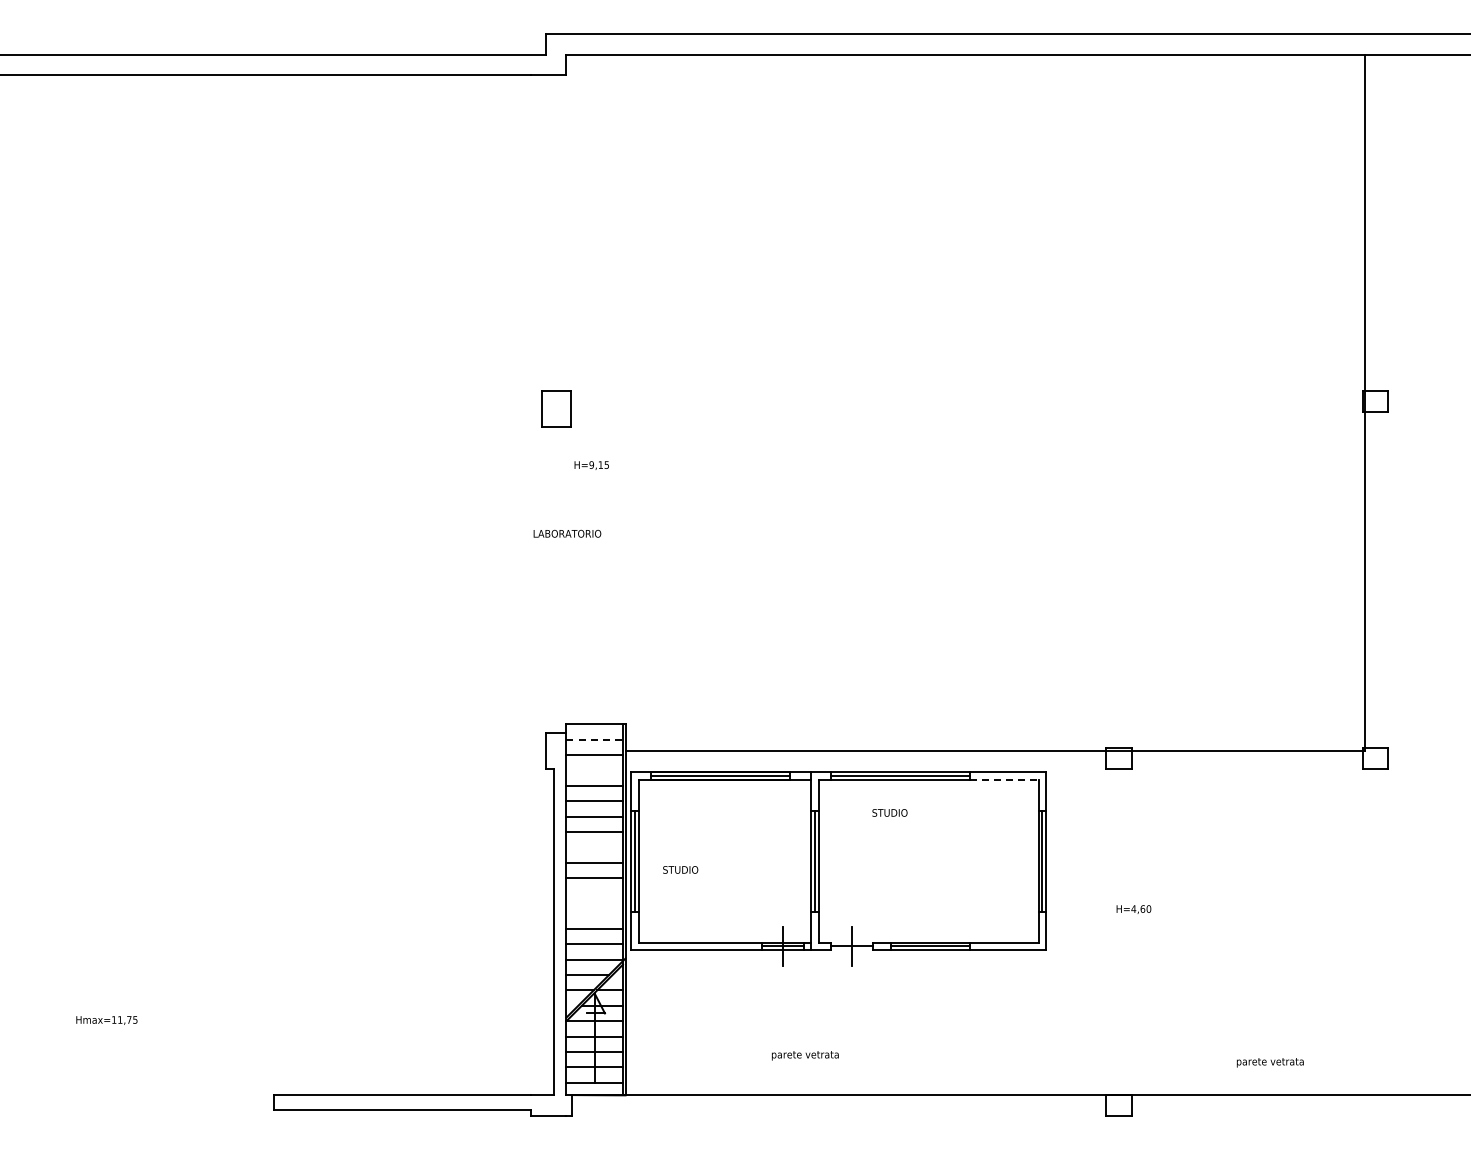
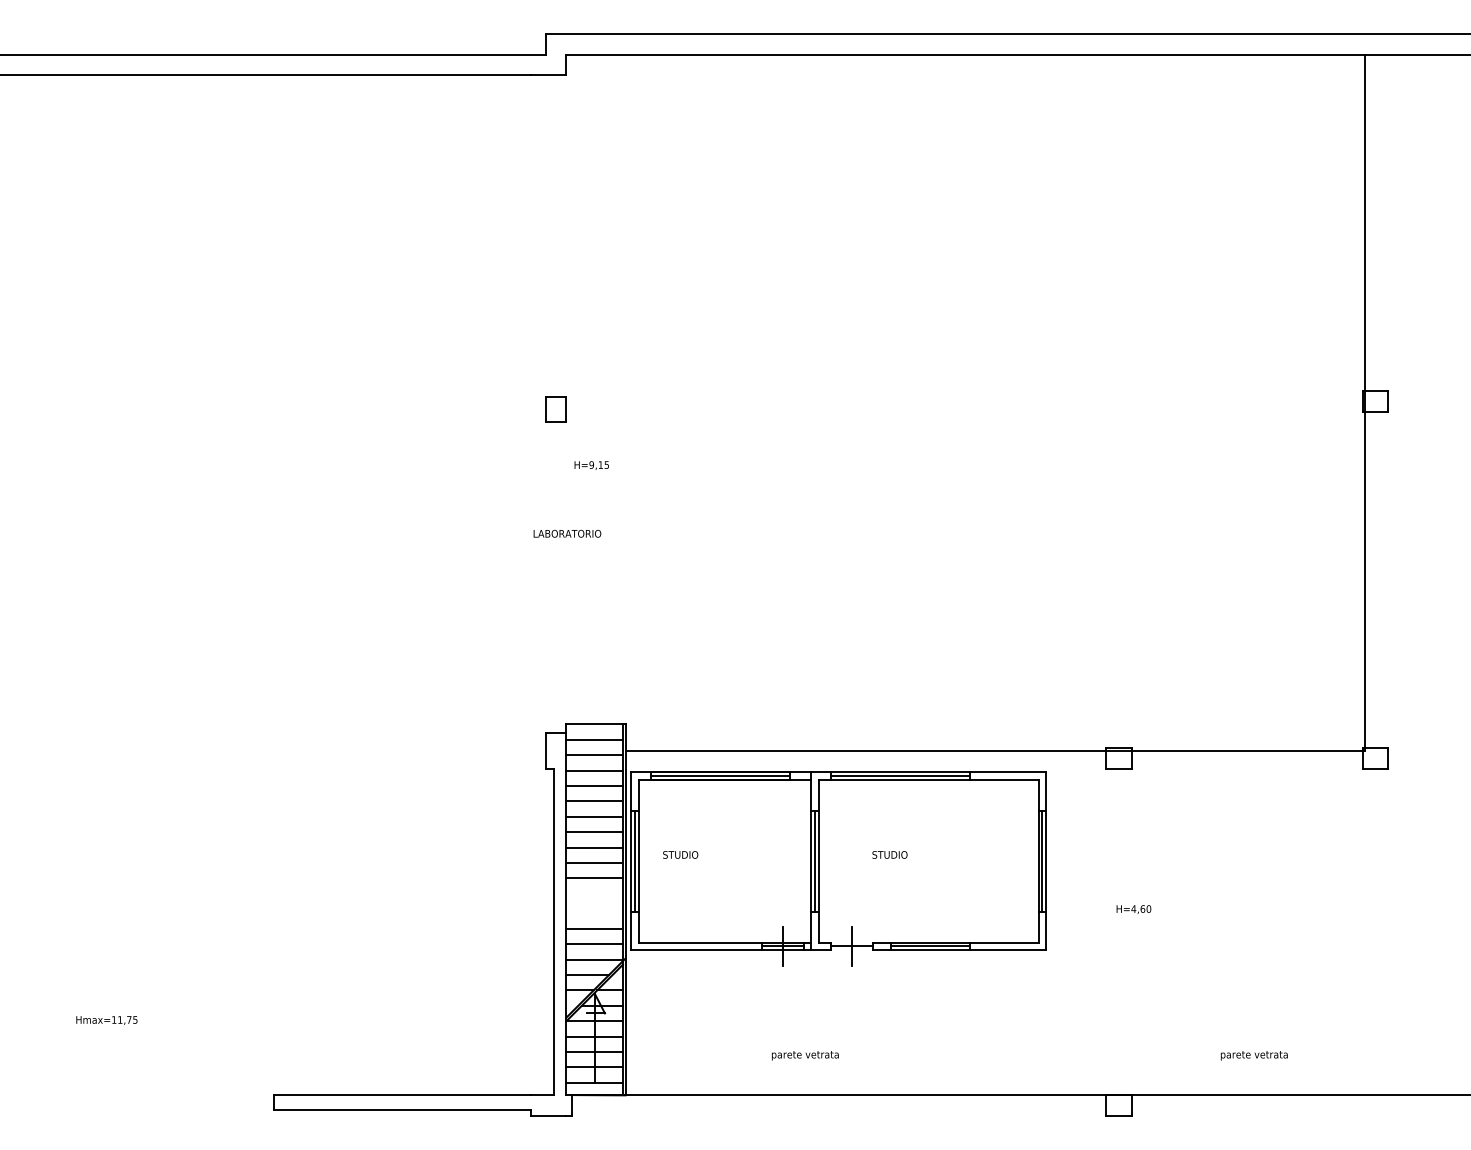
part size: 31x38 px -> 22x27 px (555, 409)
line: dashed -> solid (595, 739)
line: none -> present (594, 770)
line: dashed -> solid (1004, 779)
text position: (889, 812) -> (889, 854) (889, 854)
line: none -> present (594, 847)
text position: (680, 869) -> (680, 854) (680, 854)
text position: (1270, 1062) -> (1254, 1055) (1254, 1055)
